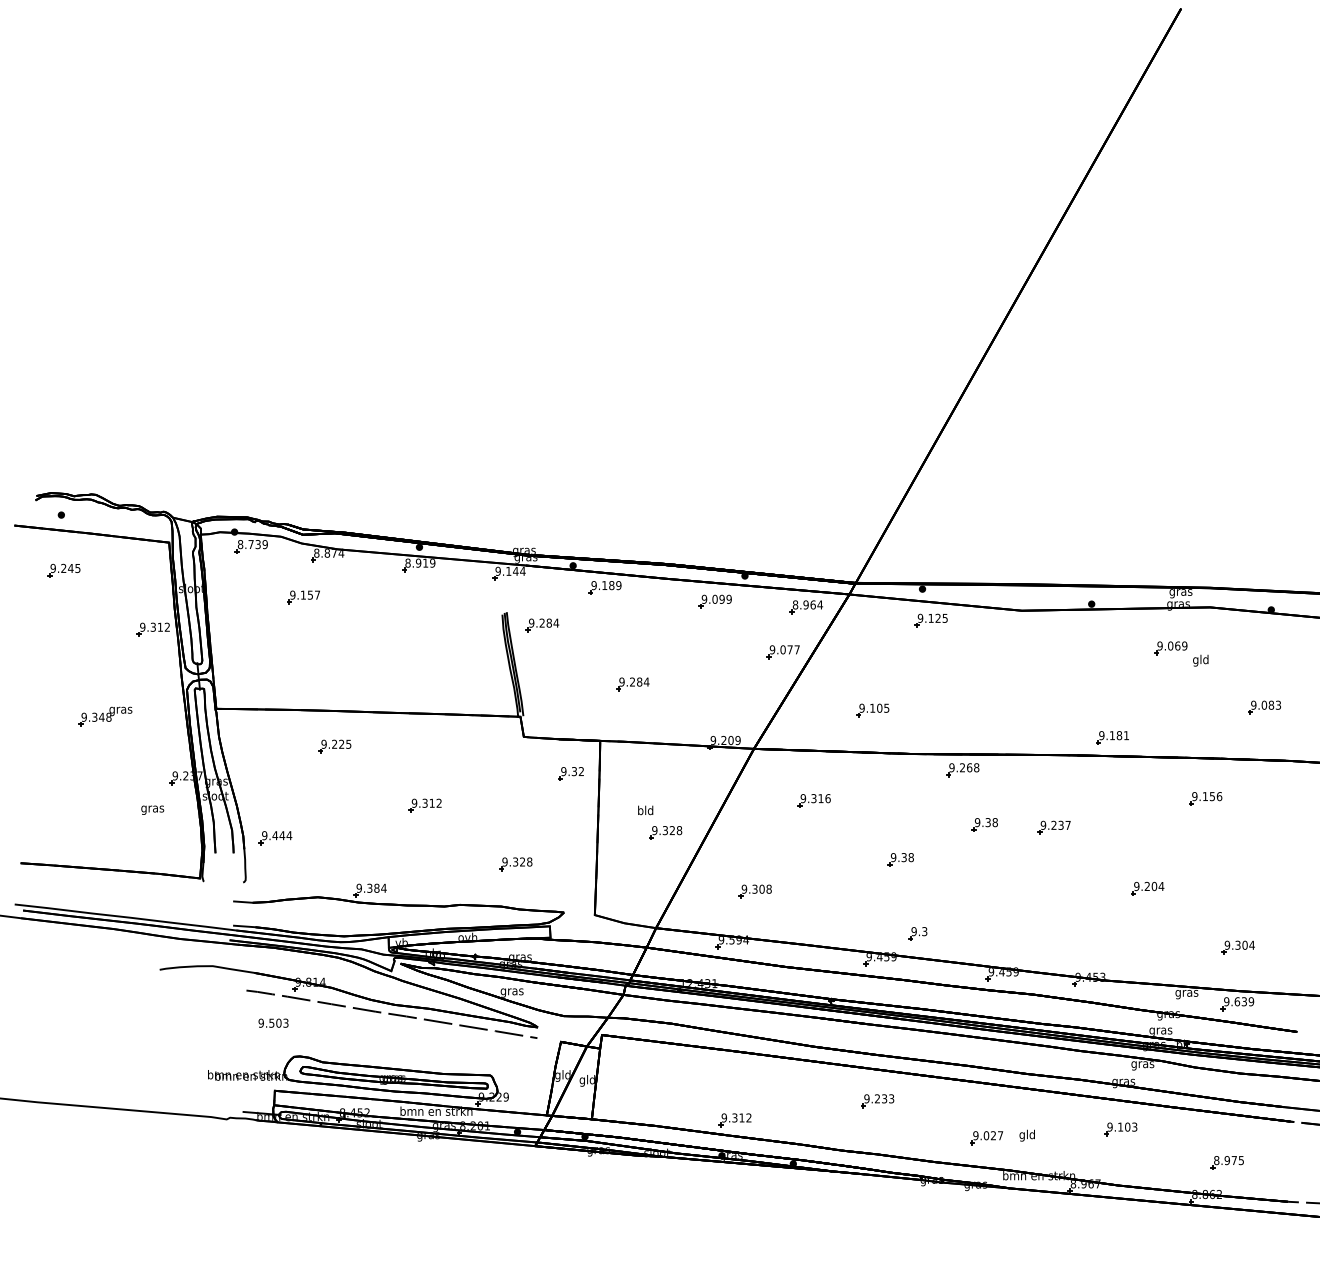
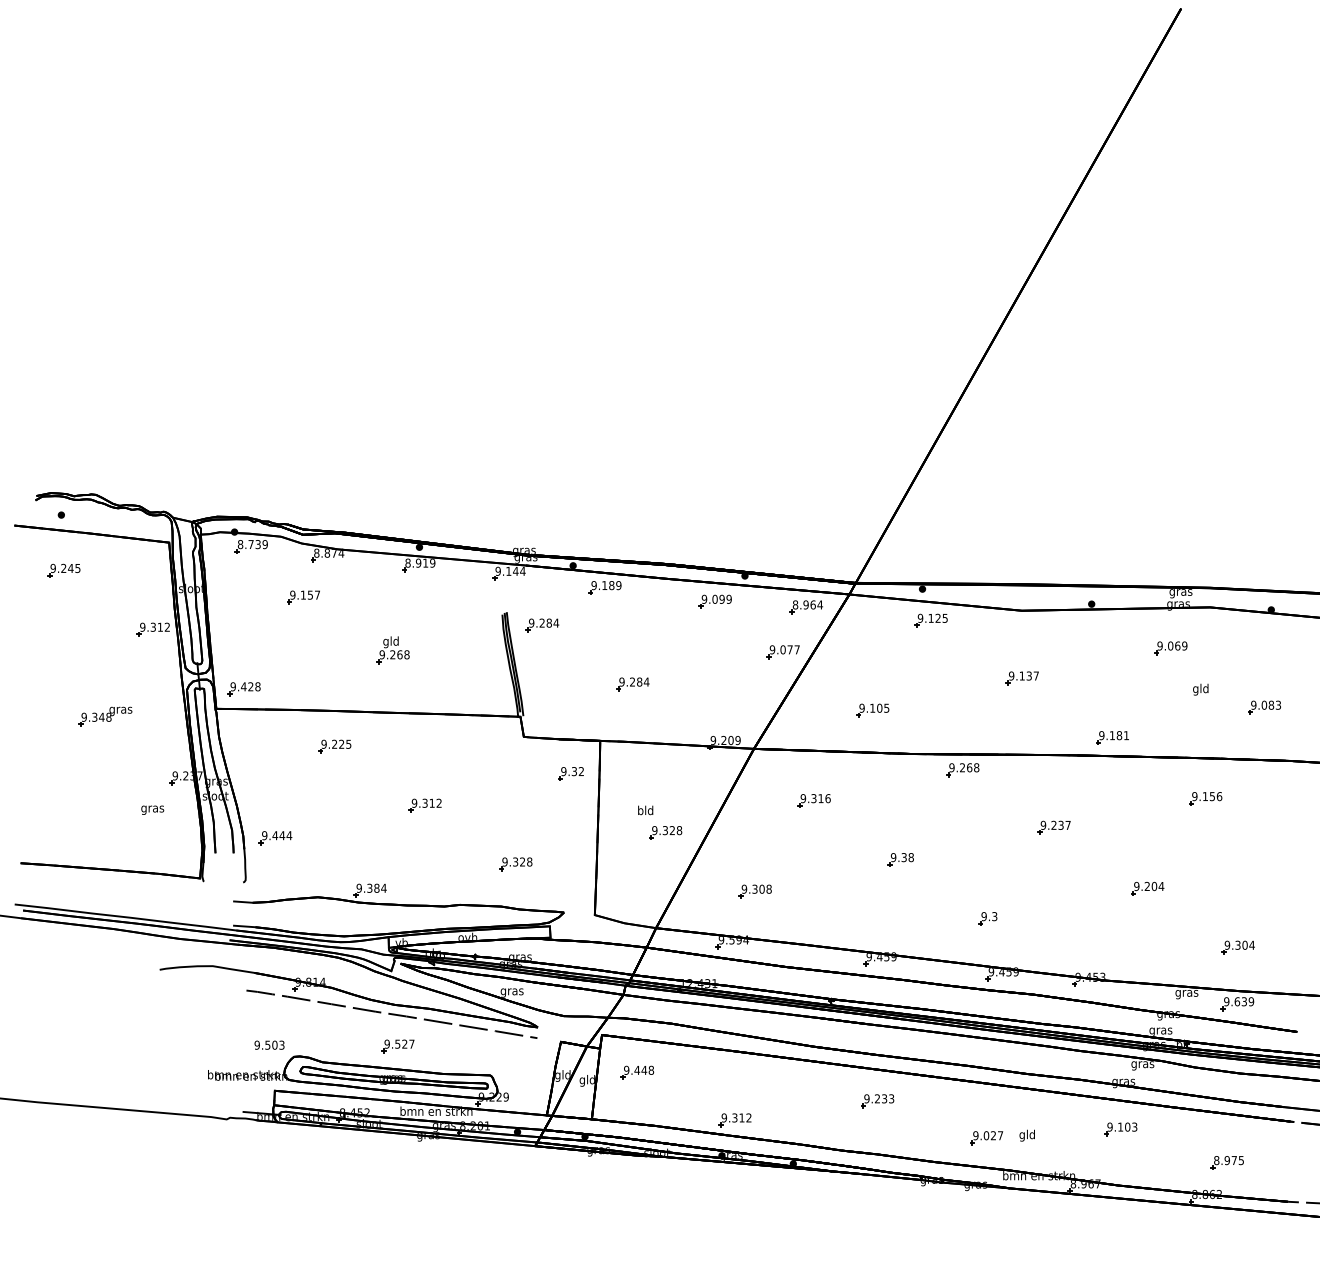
part: none -> present (392, 650)
text position: (1200, 660) -> (1200, 689) (1200, 689)
part: none -> present (1021, 678)
part: none -> present (243, 689)
part: present -> none (984, 824)
part position: (917, 933) -> (987, 918) (987, 918)
text position: (273, 1022) -> (269, 1044) (269, 1044)
part: none -> present (397, 1046)
part: none -> present (637, 1072)
